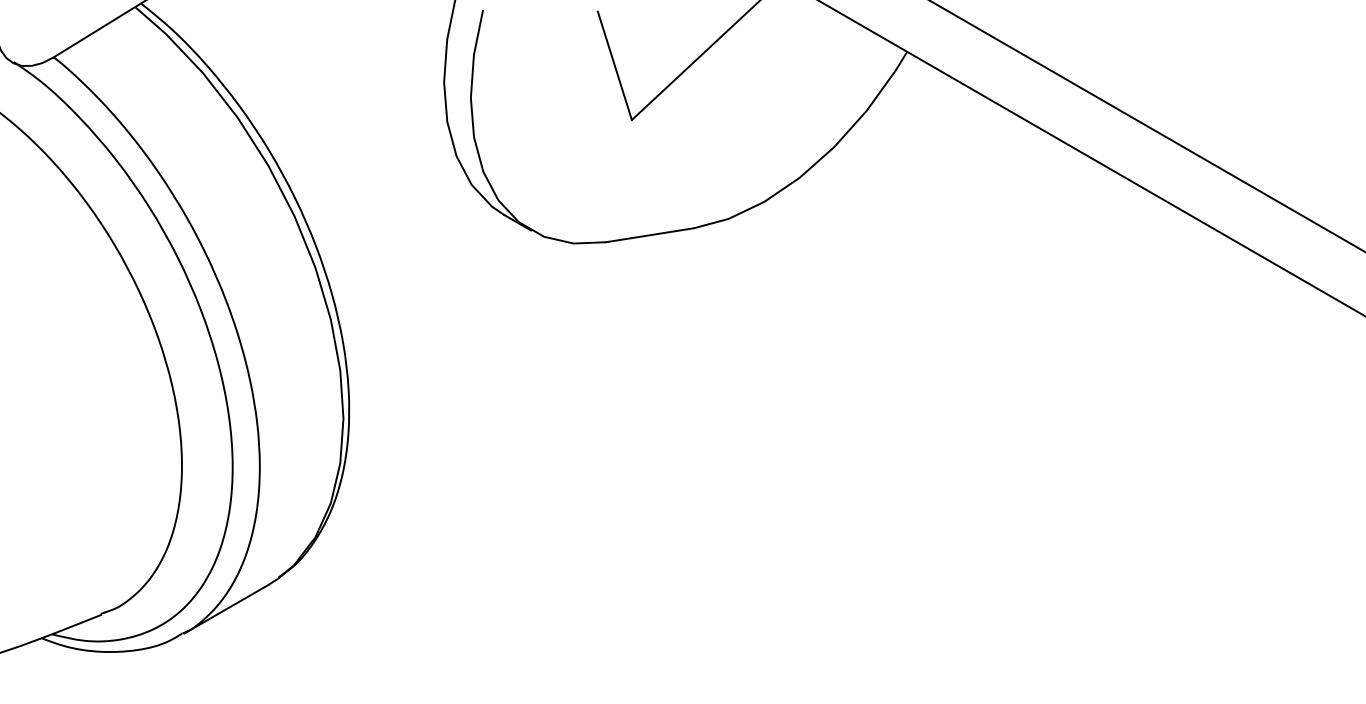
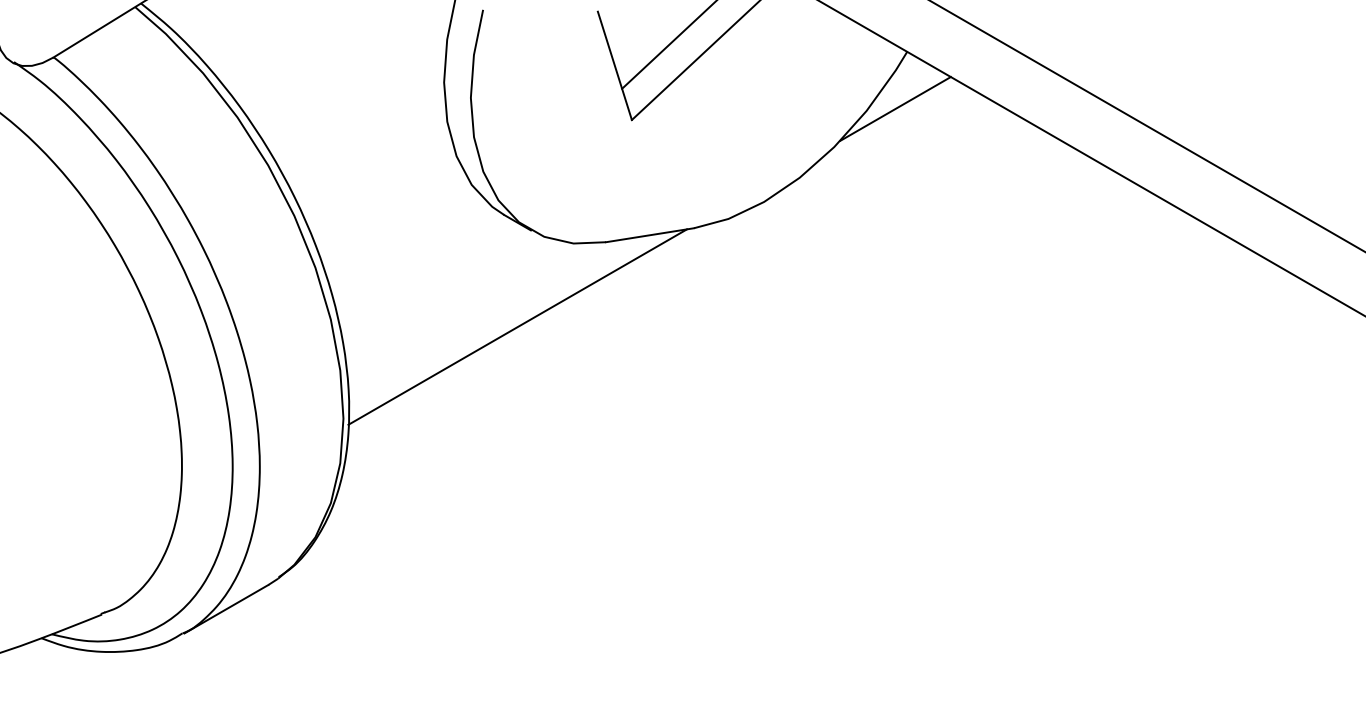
line: none -> present (668, 45)
line: none -> present (895, 108)
line: none -> present (517, 326)
